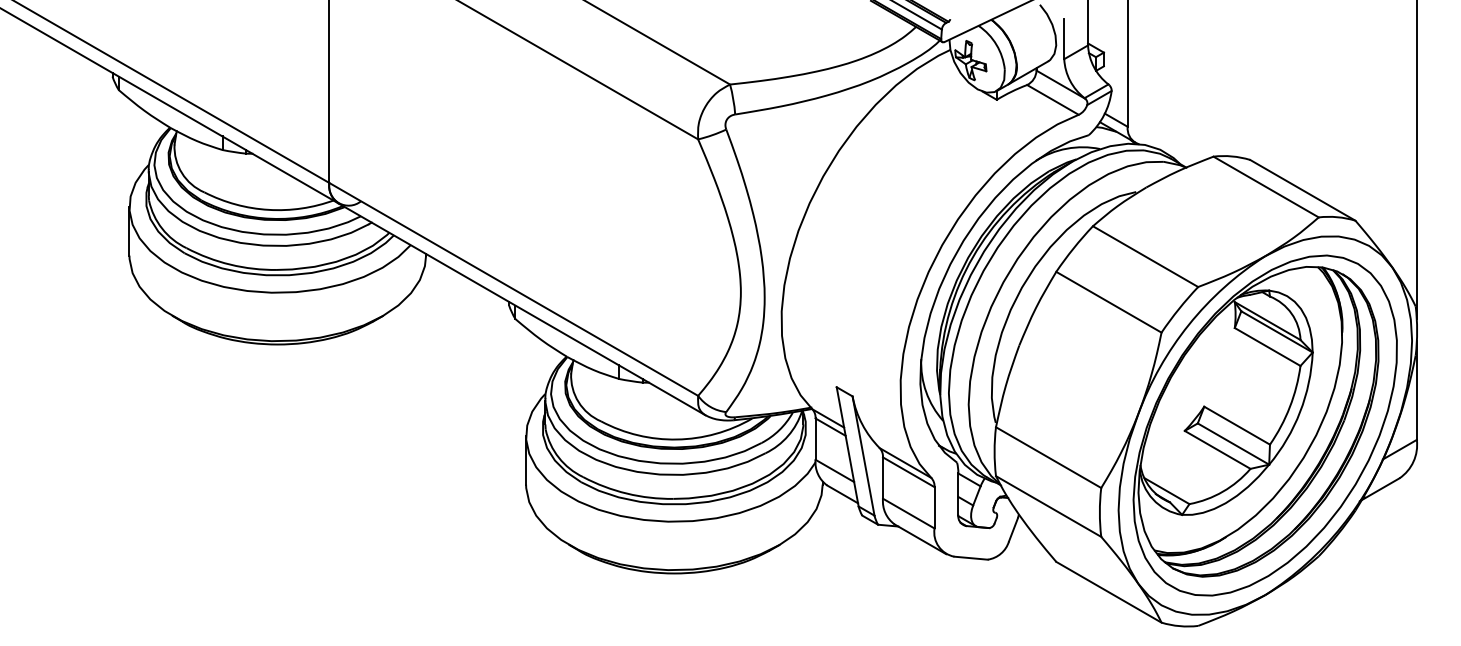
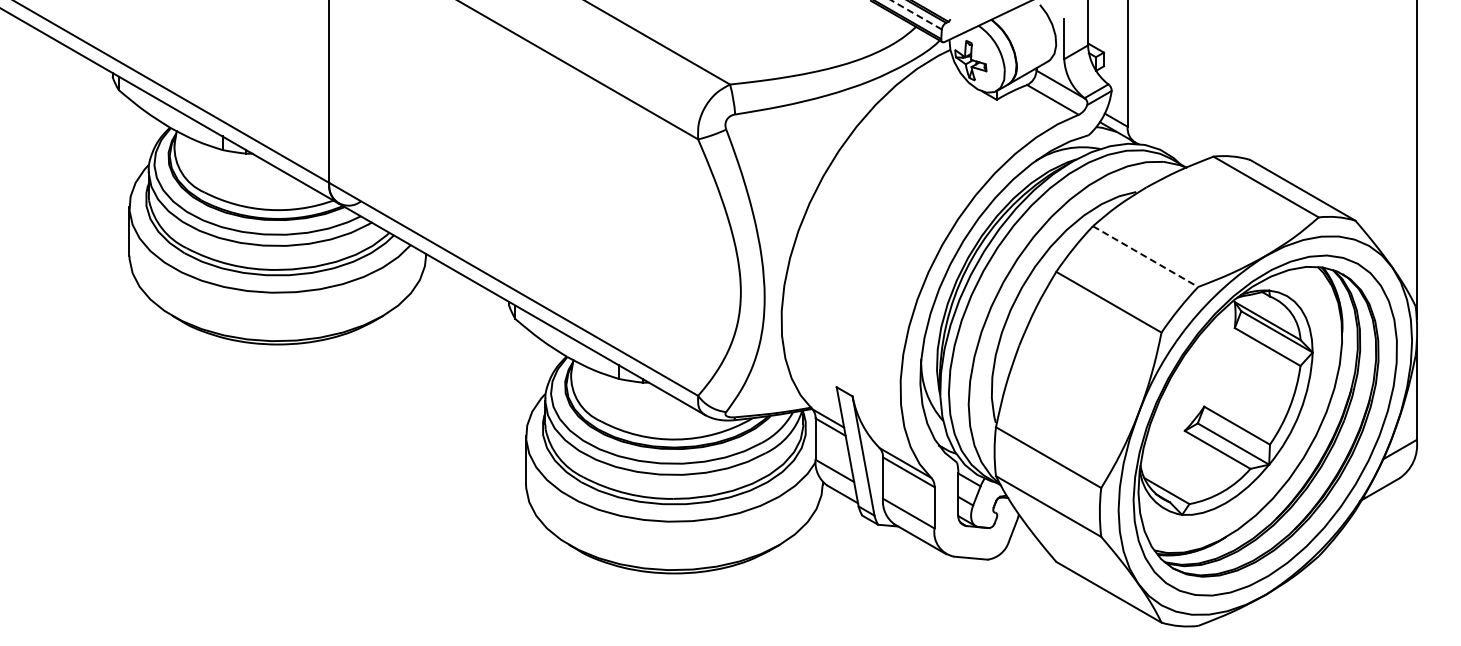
line: solid -> dashed (916, 14)
line: solid -> dashed (1145, 256)
